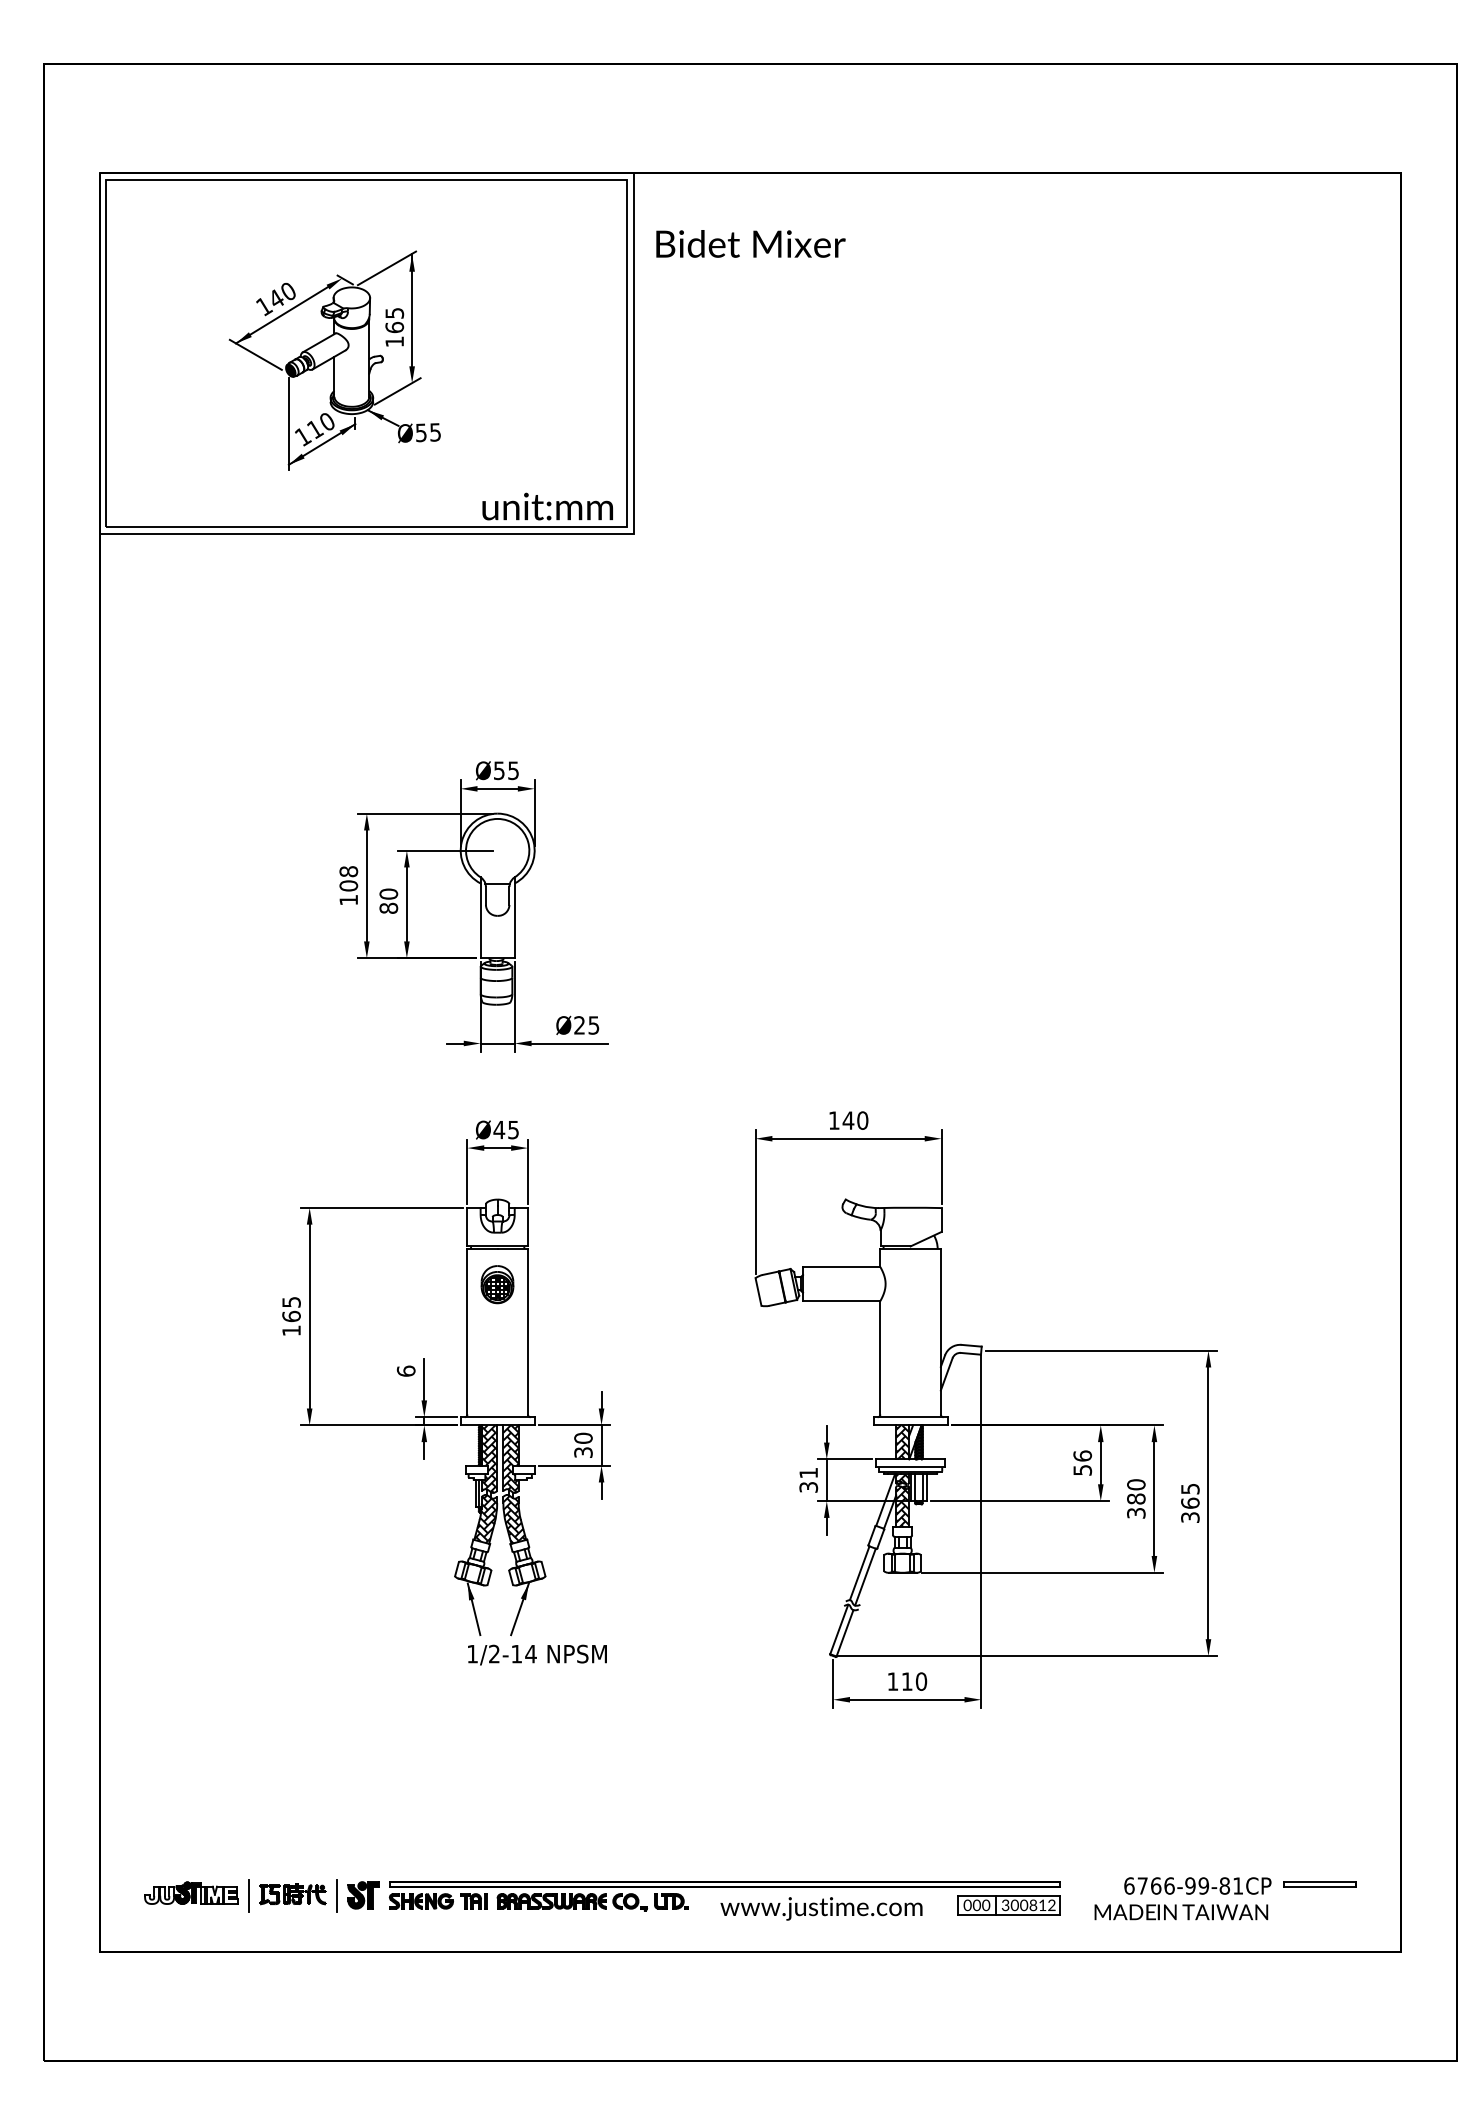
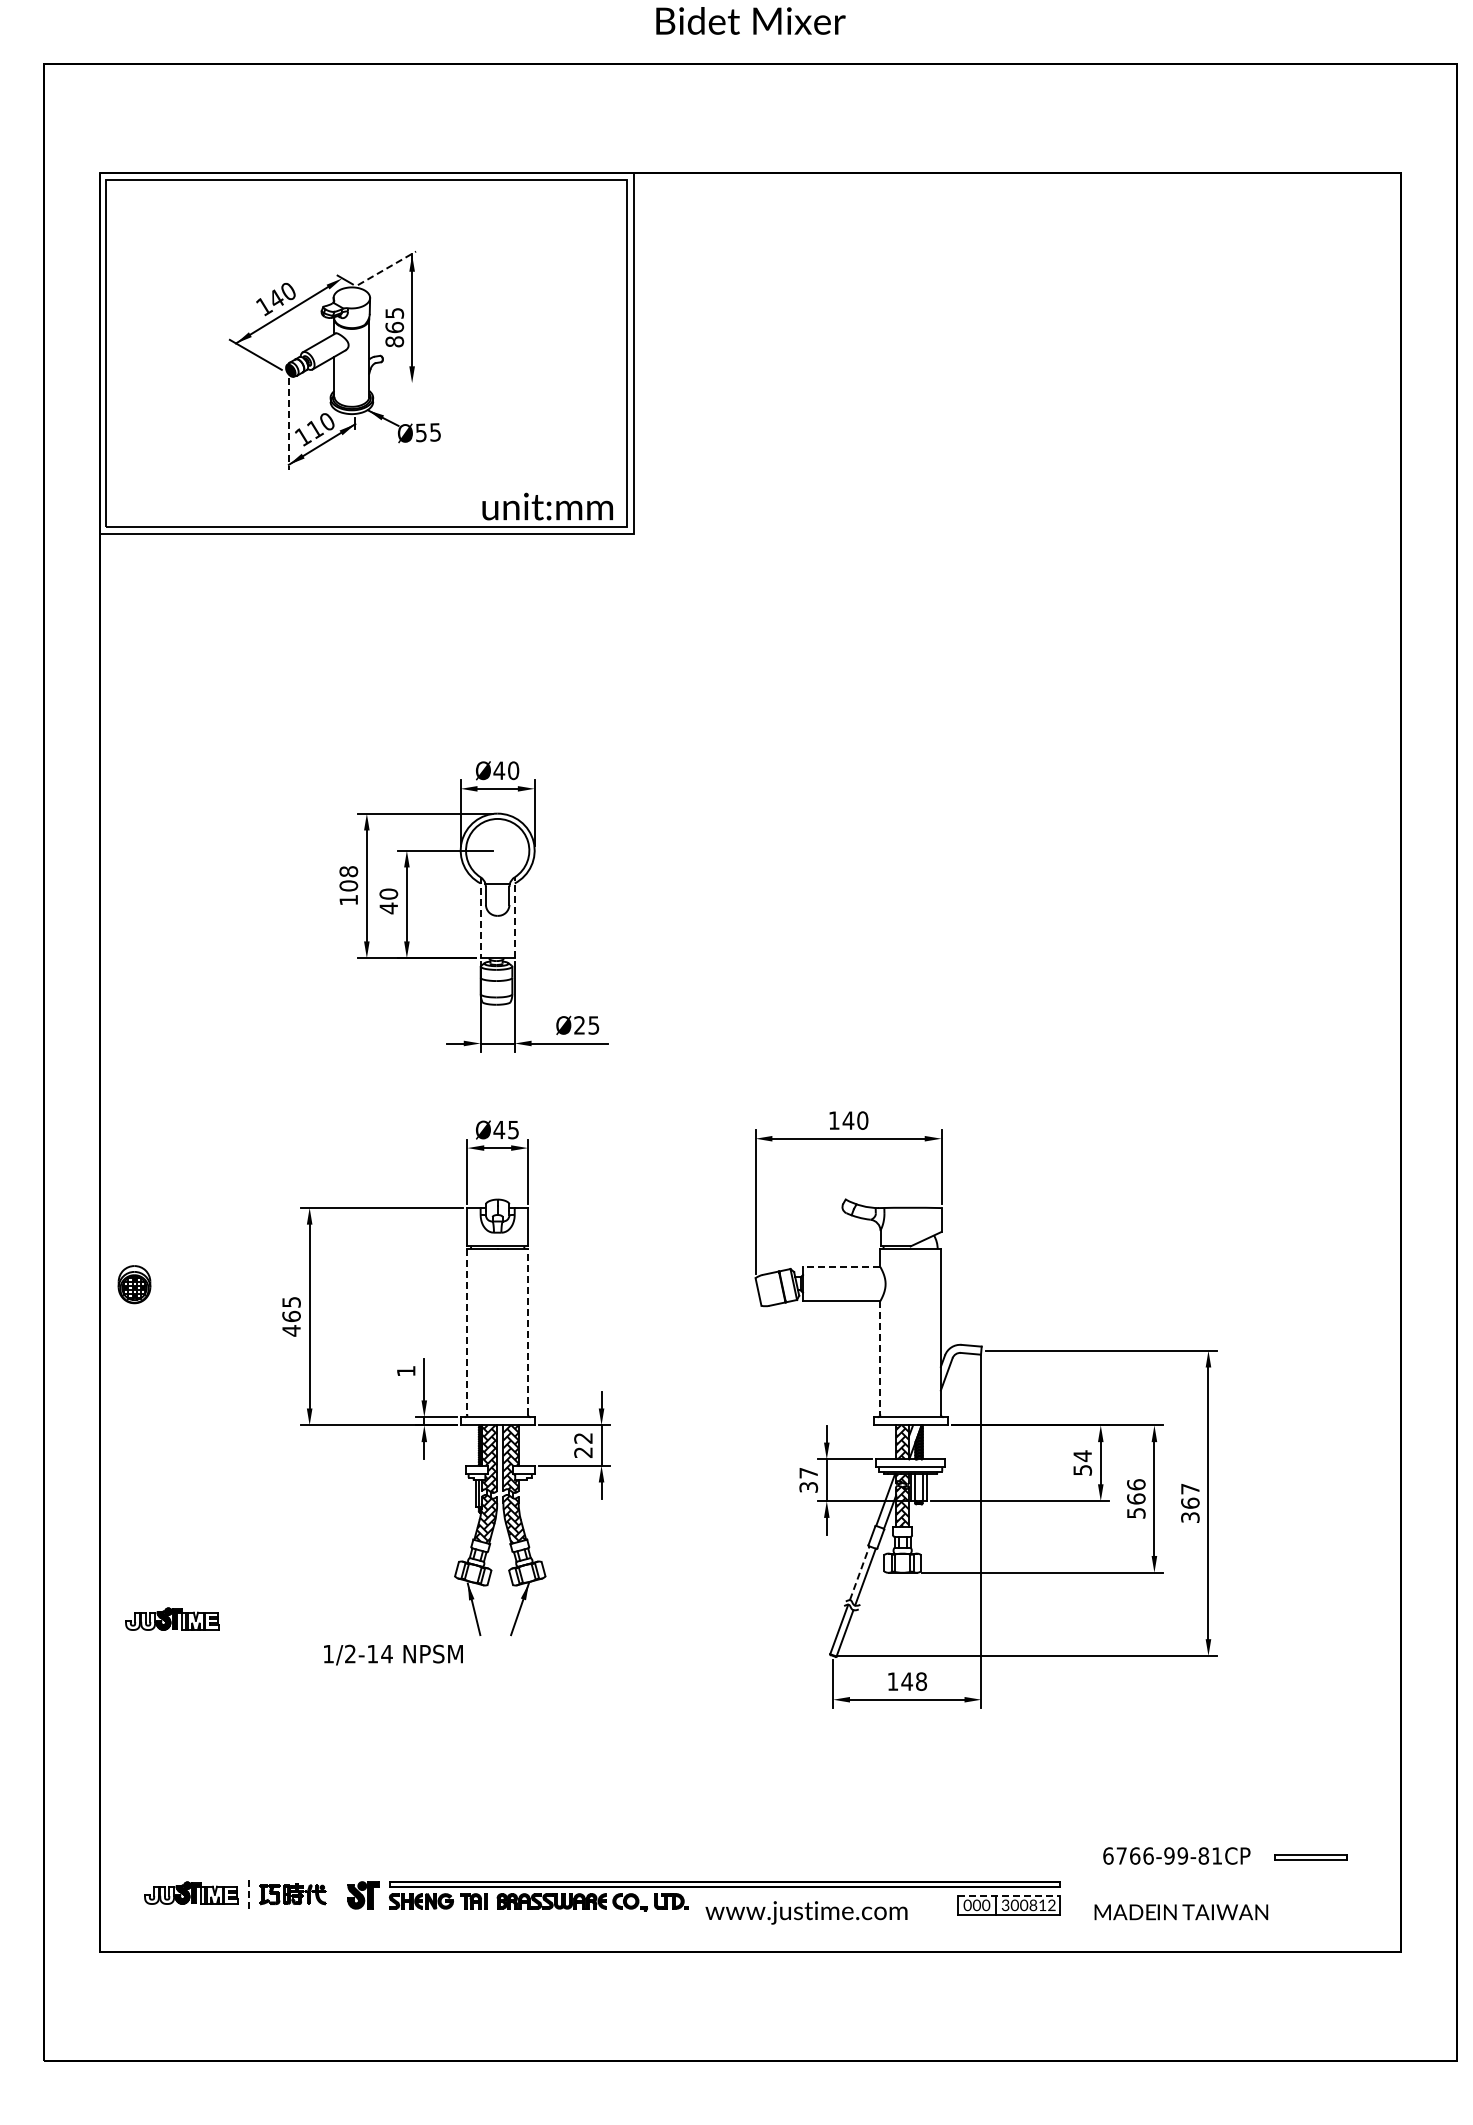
text position: (750, 243) -> (750, 20) (750, 20)
line: solid -> dashed (386, 268)
text: 165 -> 865 (394, 341)
line: present -> none (397, 391)
line: solid -> dashed (288, 423)
text: Ø55 -> Ø40 (506, 770)
text: 80 -> 40 (388, 908)
line: solid -> dashed (514, 917)
line: solid -> dashed (480, 918)
line: solid -> dashed (841, 1266)
part position: (497, 1284) -> (134, 1284) (134, 1284)
text: 165 -> 465 (291, 1330)
line: solid -> dashed (467, 1331)
line: solid -> dashed (527, 1331)
line: solid -> dashed (880, 1357)
text: 6 -> 1 (405, 1370)
text: 30 -> 22 (583, 1444)
text: 56 -> 54 (1082, 1456)
text: 31 -> 37 (808, 1473)
text: 365 -> 367 (1190, 1489)
text: 380 -> 566 (1136, 1498)
line: solid -> dashed (859, 1573)
part: none -> present (172, 1618)
text position: (537, 1654) -> (393, 1654) (393, 1654)
text: 110 -> 148 (914, 1681)
part position: (1319, 1884) -> (1310, 1857) (1310, 1857)
text position: (1197, 1885) -> (1176, 1855) (1176, 1855)
line: solid -> dashed (1009, 1895)
line: solid -> dashed (249, 1896)
line: present -> none (337, 1896)
text position: (821, 1908) -> (806, 1912) (806, 1912)
